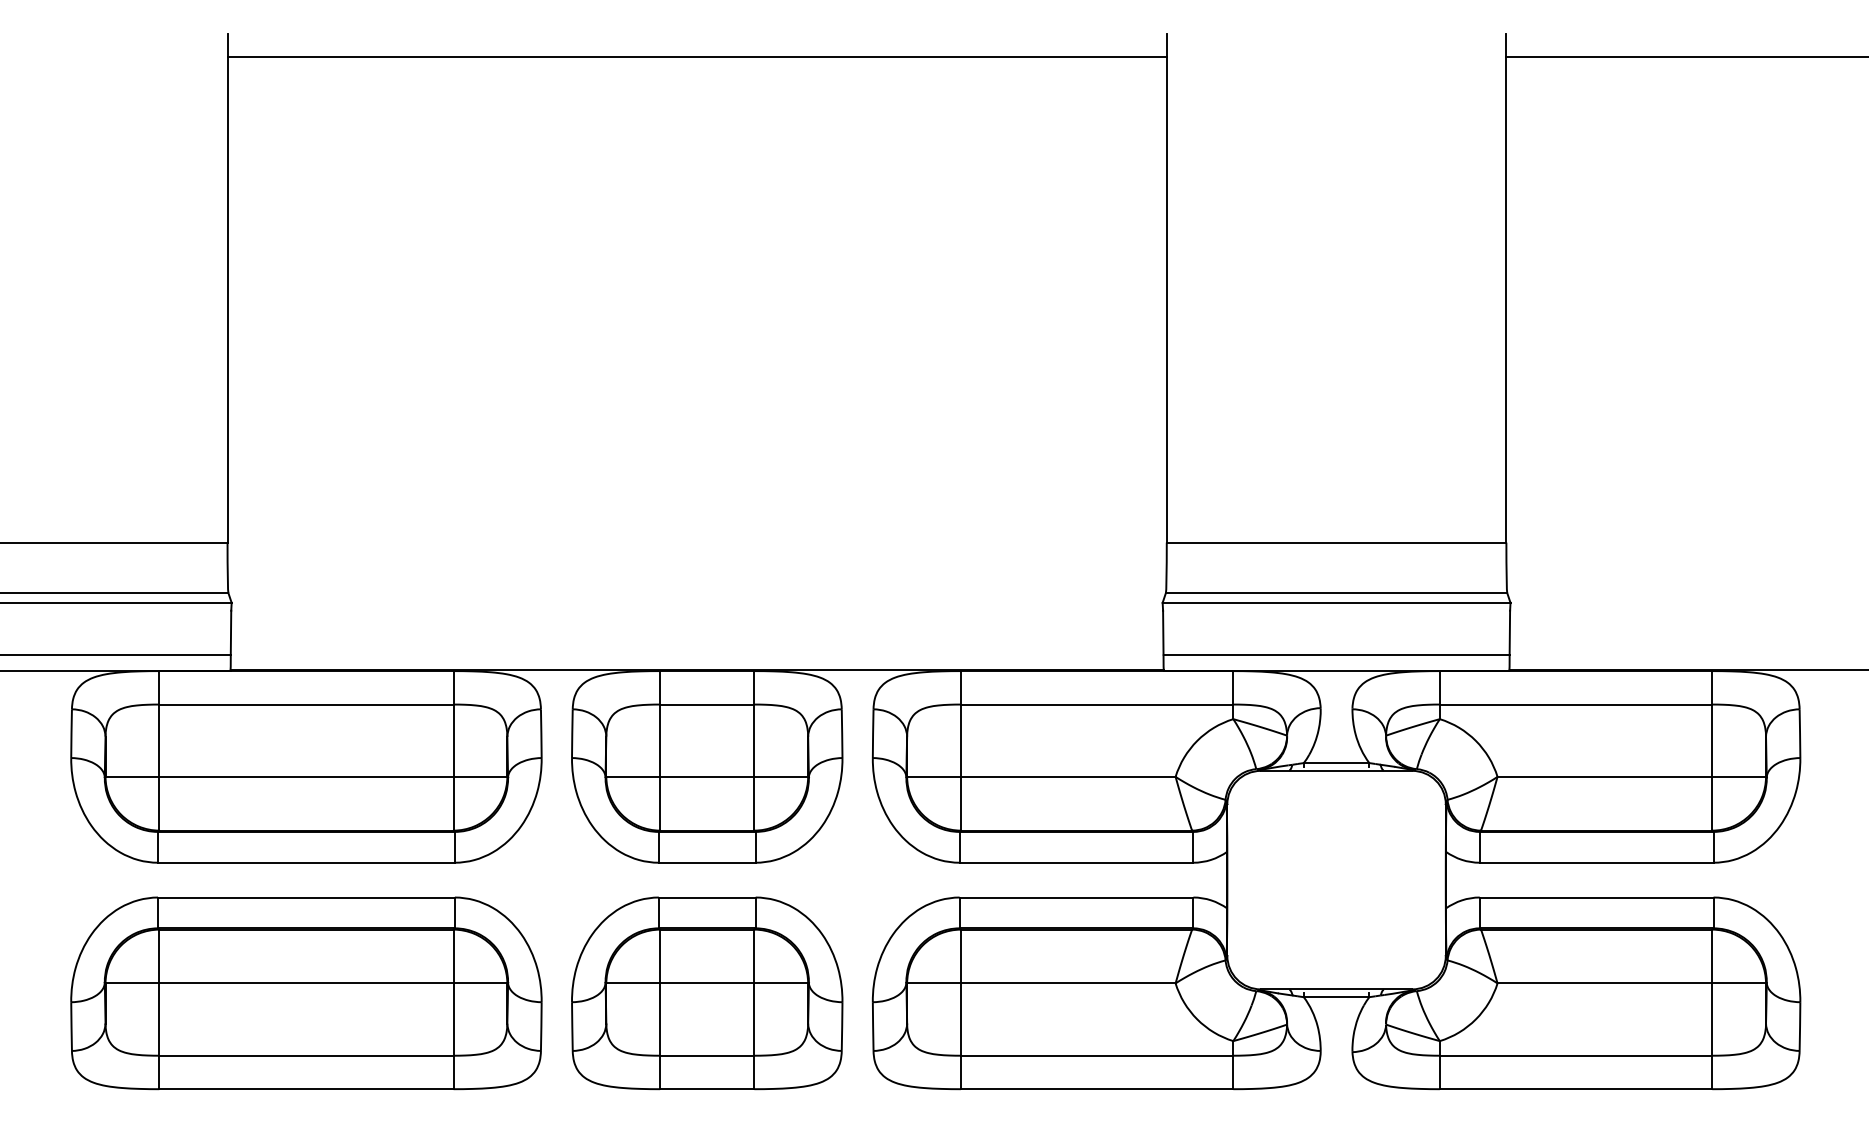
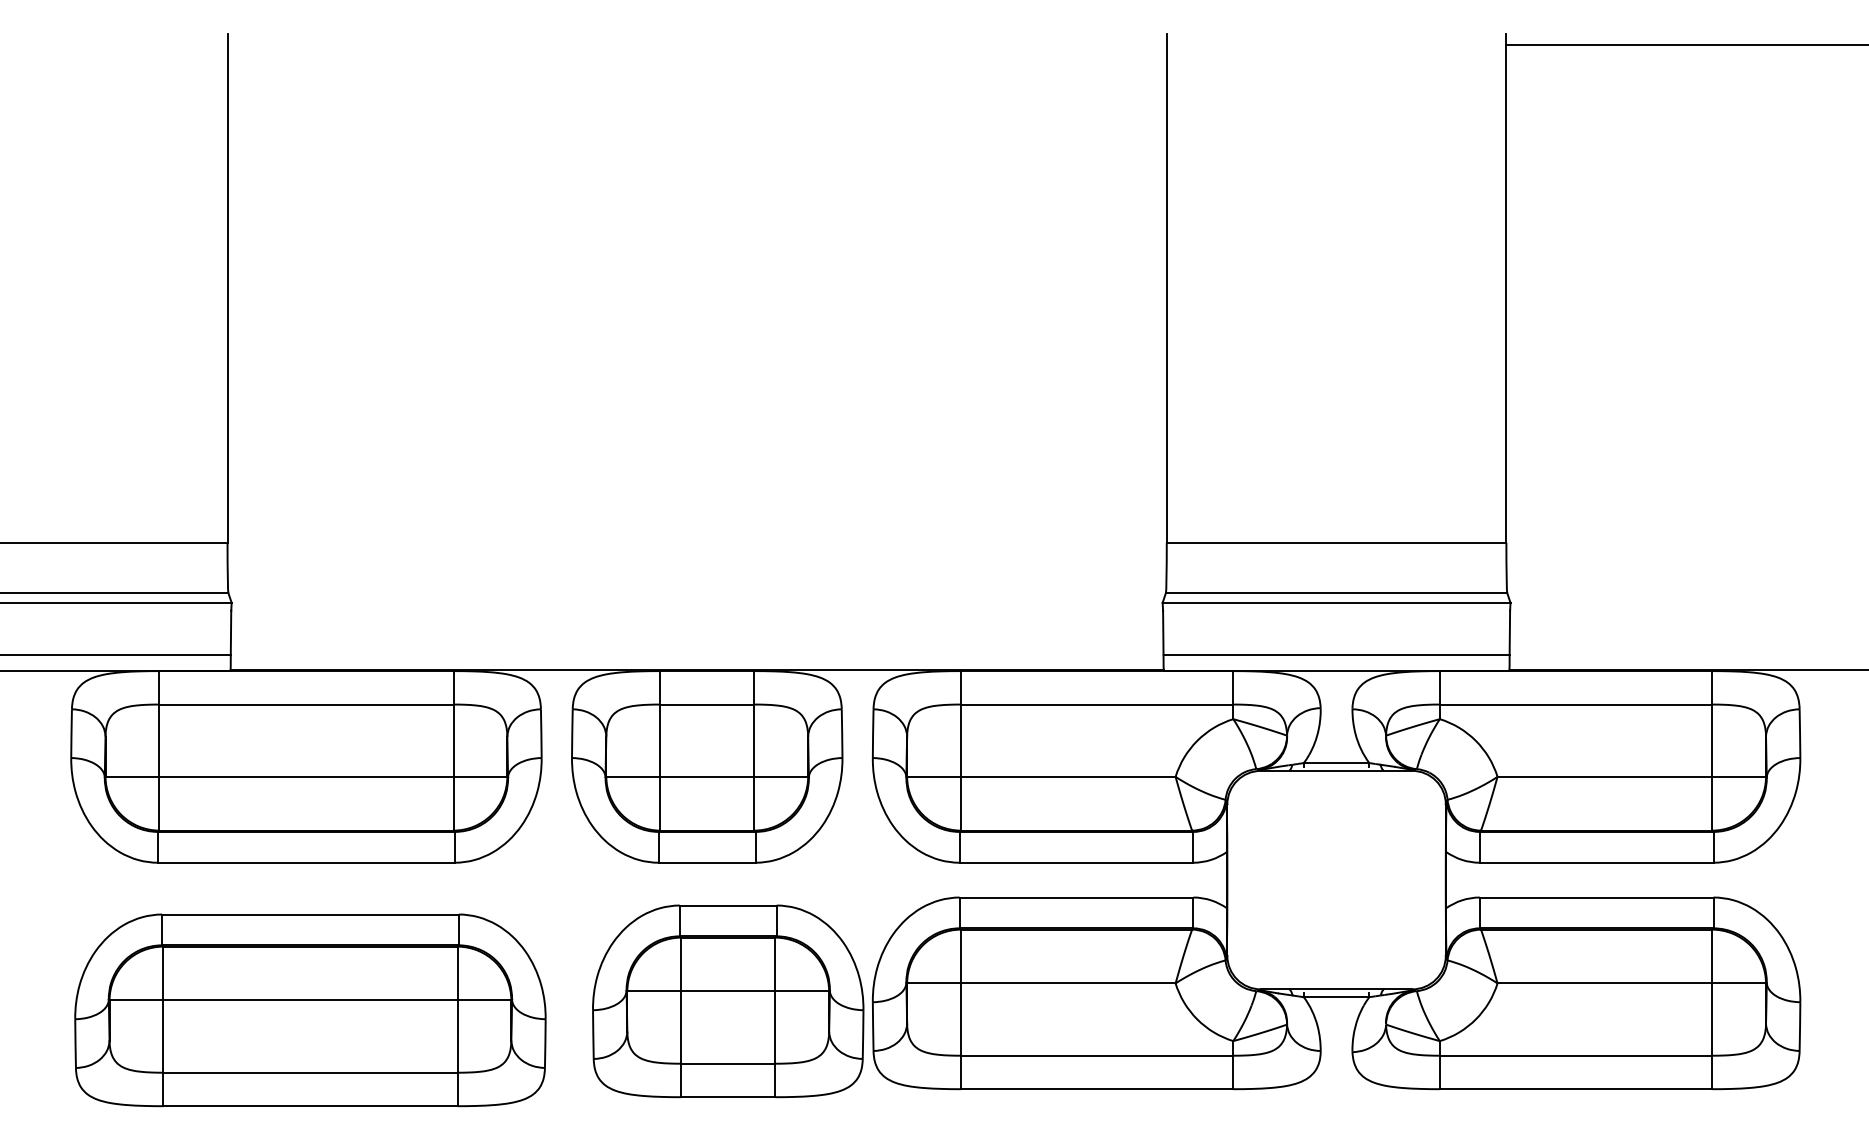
line: present -> none (696, 56)
line position: (1685, 56) -> (1685, 44) (1685, 44)
part position: (306, 993) -> (310, 1010) (310, 1010)
part position: (707, 993) -> (728, 1001) (728, 1001)
